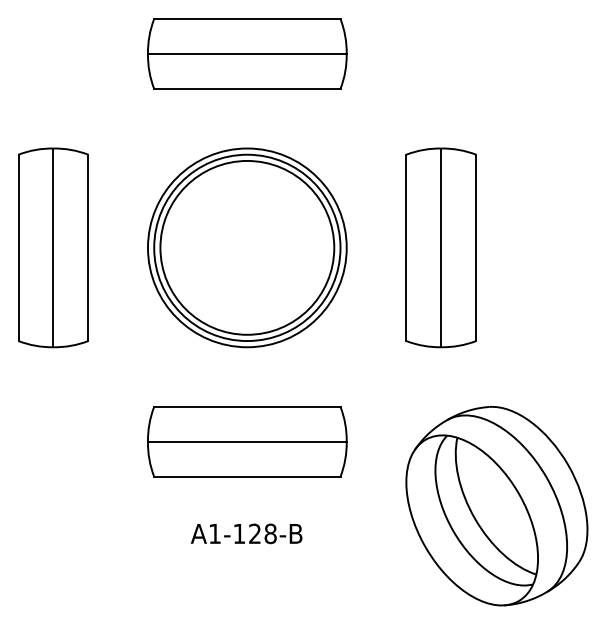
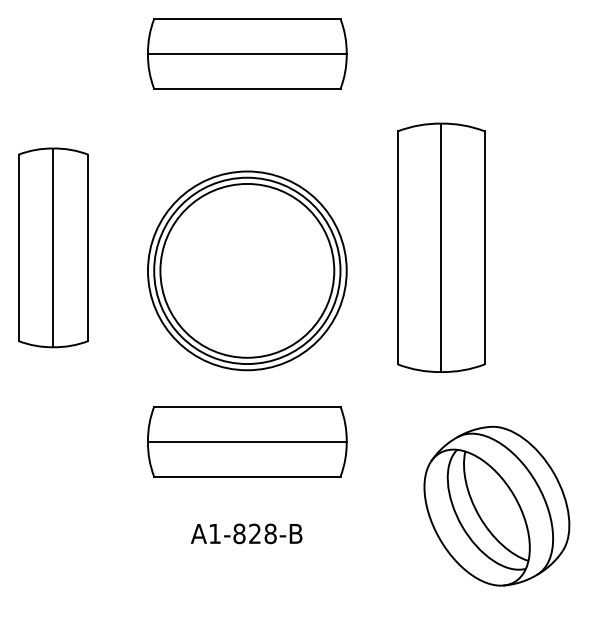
part position: (247, 247) -> (247, 270) (247, 270)
part size: 72x202 px -> 89x251 px (441, 247)
part size: 184x201 px -> 148x162 px (496, 505)
text: A1-128-B -> A1-828-B (239, 533)
